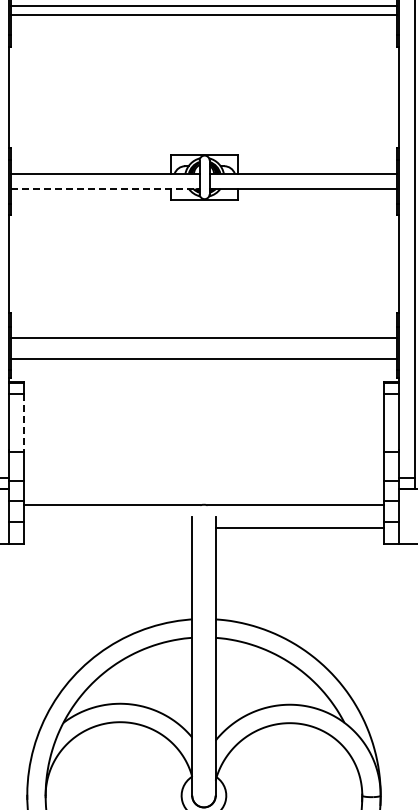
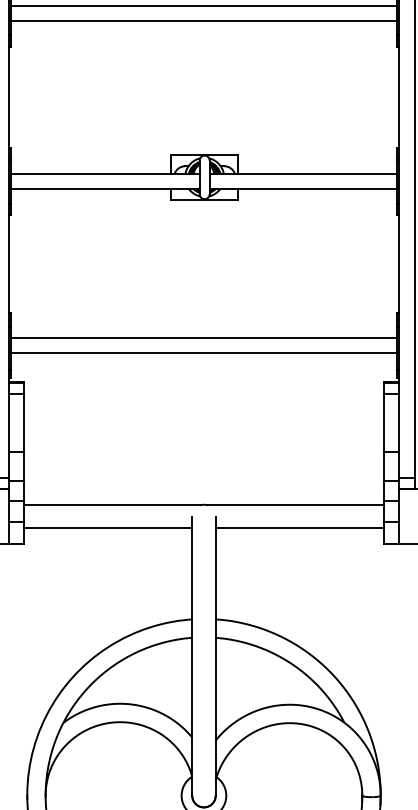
line position: (203, 15) -> (203, 21) (203, 21)
line: dashed -> solid (105, 188)
line position: (203, 358) -> (203, 352) (203, 352)
line: dashed -> solid (23, 422)
line: none -> present (107, 527)
